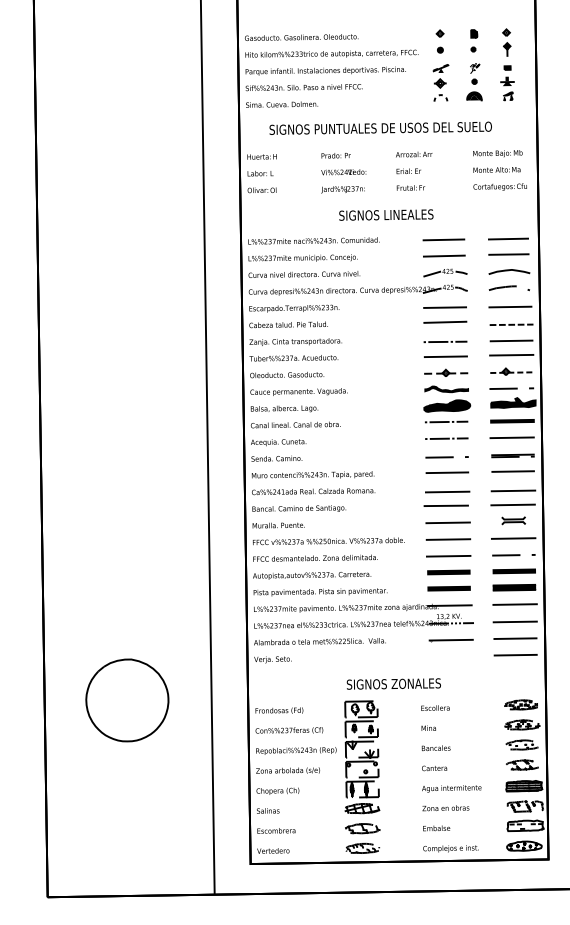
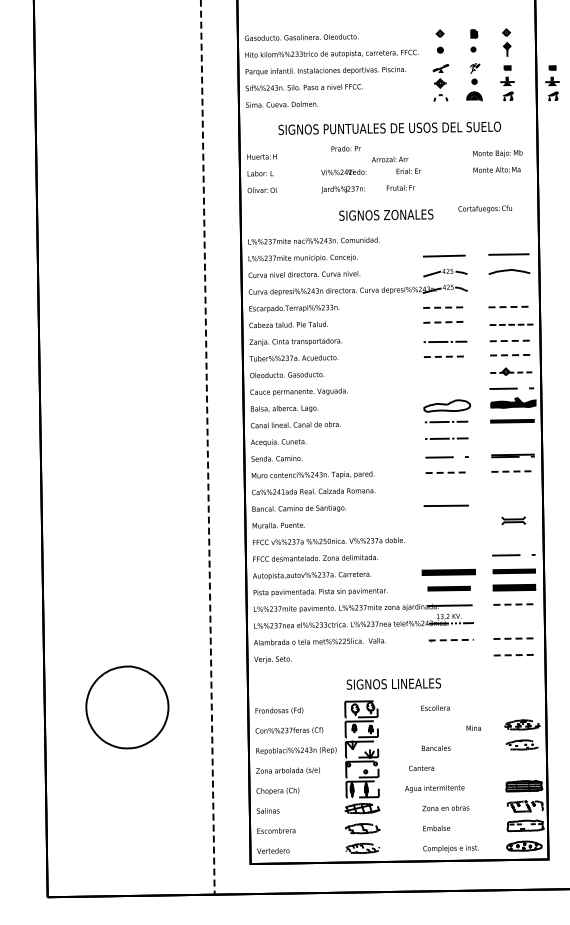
part: none -> present (552, 83)
text position: (380, 127) -> (389, 127) (389, 127)
text position: (414, 154) -> (390, 159) (390, 159)
text position: (335, 155) -> (345, 148) (345, 148)
text position: (499, 186) -> (484, 208) (484, 208)
text position: (410, 187) -> (400, 187) (400, 187)
text: SIGNOS LINEALES -> SIGNOS ZONALES (395, 214)
line: present -> none (508, 238)
line: present -> none (443, 239)
curve: present -> none (508, 287)
line: solid -> dashed (445, 307)
line: solid -> dashed (510, 307)
line: solid -> dashed (445, 322)
line: solid -> dashed (511, 340)
line: solid -> dashed (511, 355)
line: solid -> dashed (446, 356)
part: present -> none (446, 372)
fill: present -> none (446, 389)
fill: present -> none (447, 405)
line: present -> none (511, 437)
line: solid -> dashed (207, 447)
line: solid -> dashed (513, 471)
line: solid -> dashed (447, 472)
line: present -> none (513, 490)
line: present -> none (447, 491)
line: present -> none (512, 504)
line: present -> none (447, 522)
line: present -> none (513, 538)
line: present -> none (448, 539)
line: present -> none (448, 555)
part size: 44x7 px -> 55x8 px (448, 571)
line: solid -> dashed (515, 604)
line: present -> none (514, 621)
line: solid -> dashed (515, 638)
line: solid -> dashed (451, 640)
line: solid -> dashed (515, 655)
text: SIGNOS ZONALES -> SIGNOS LINEALES (402, 683)
part position: (127, 700) -> (127, 707) (127, 707)
part: present -> none (520, 704)
text position: (428, 727) -> (473, 727) (473, 727)
part: present -> none (522, 764)
text position: (434, 768) -> (421, 768) (421, 768)
text position: (451, 788) -> (434, 788) (434, 788)
